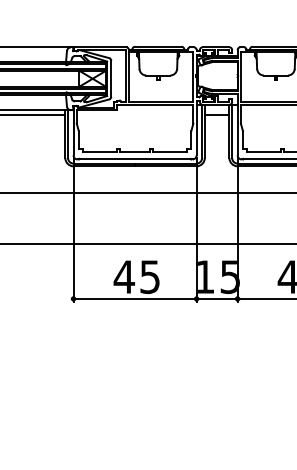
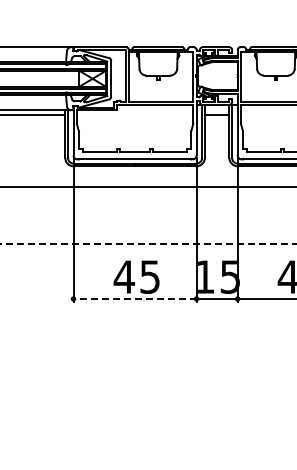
line position: (147, 192) -> (147, 186) (147, 186)
line: solid -> dashed (148, 244)
line: solid -> dashed (135, 298)
